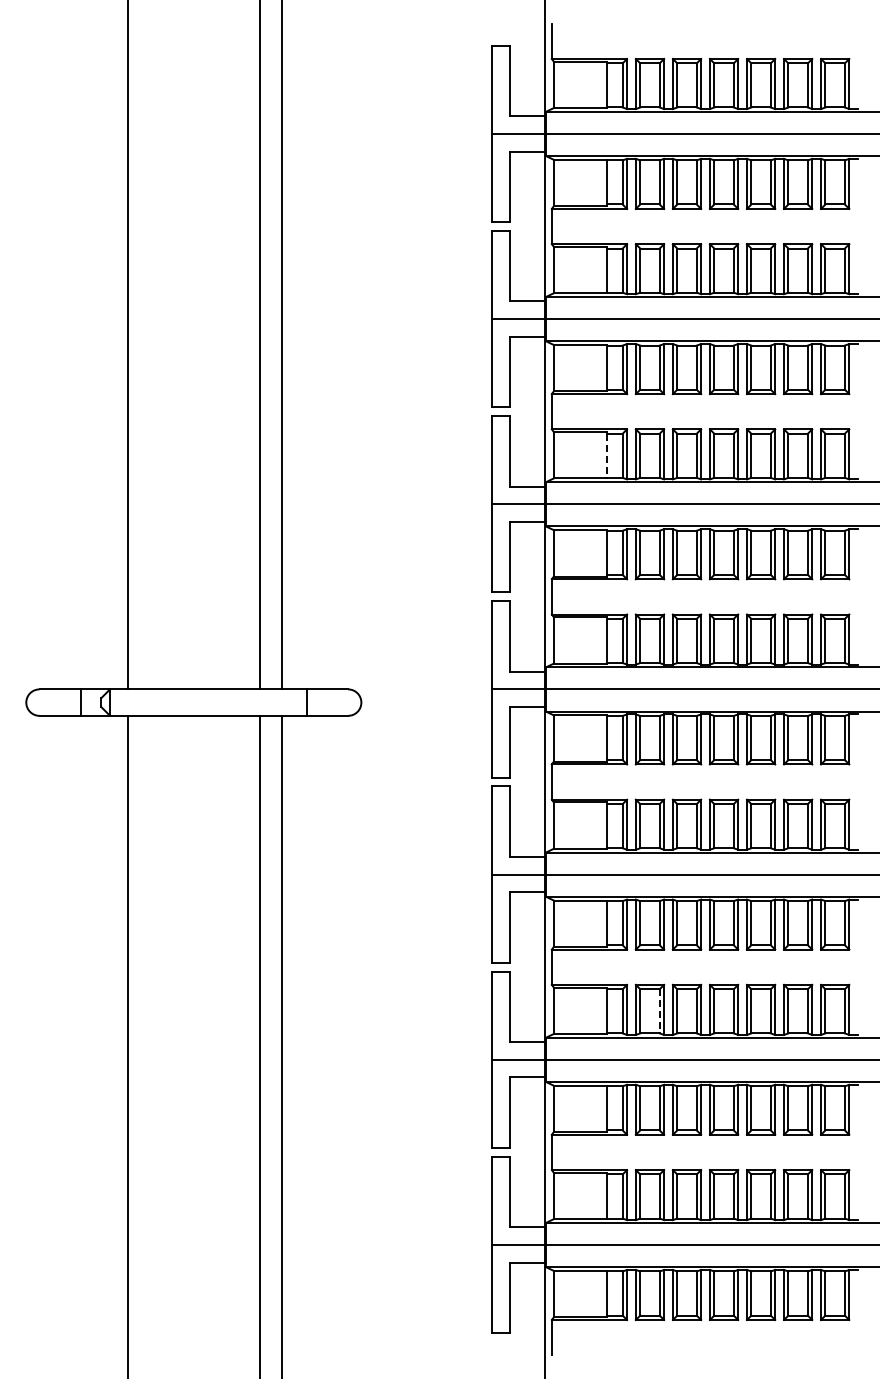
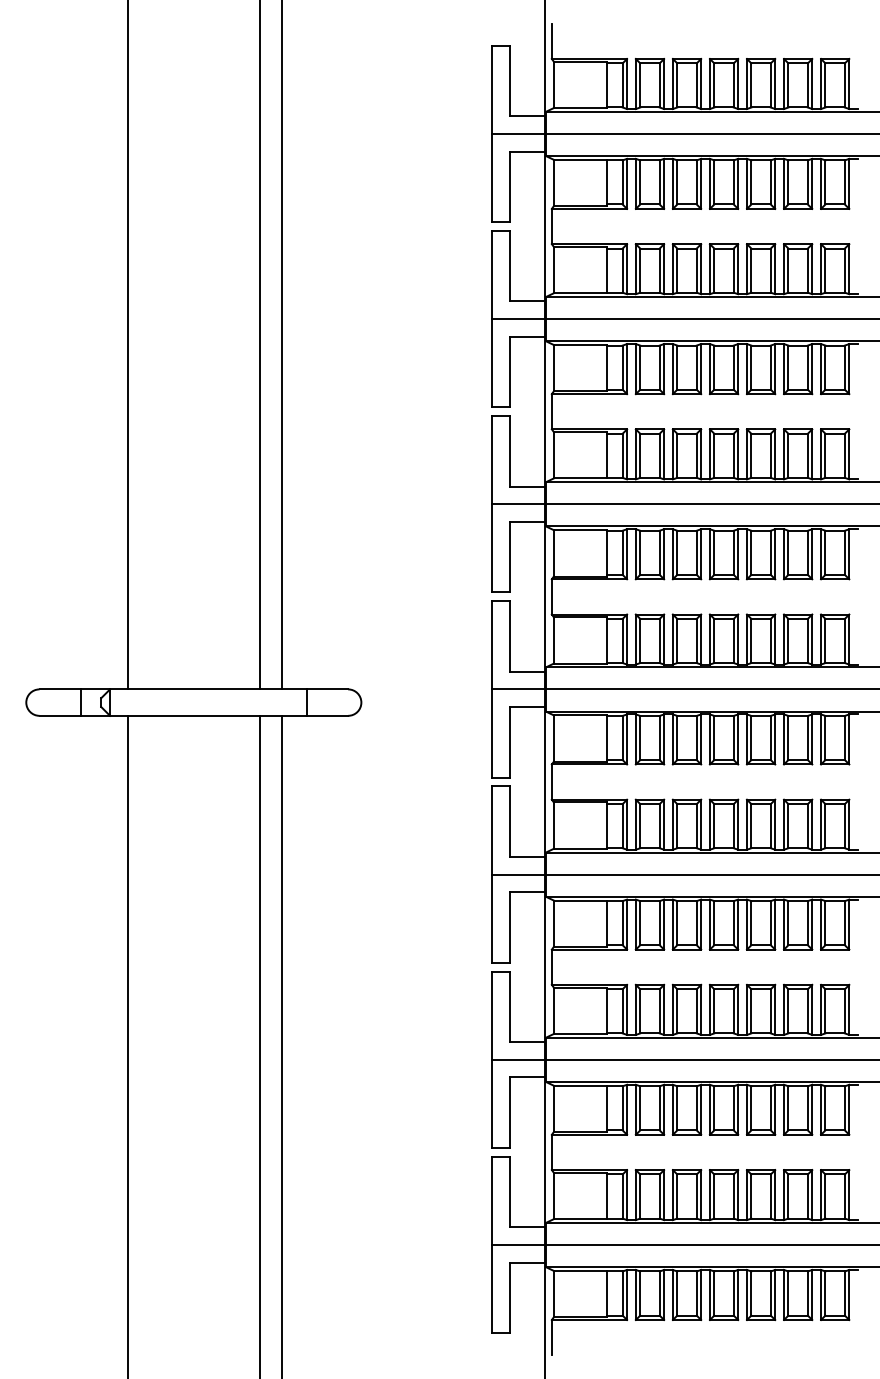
line: dashed -> solid (606, 456)
line: dashed -> solid (659, 1011)
